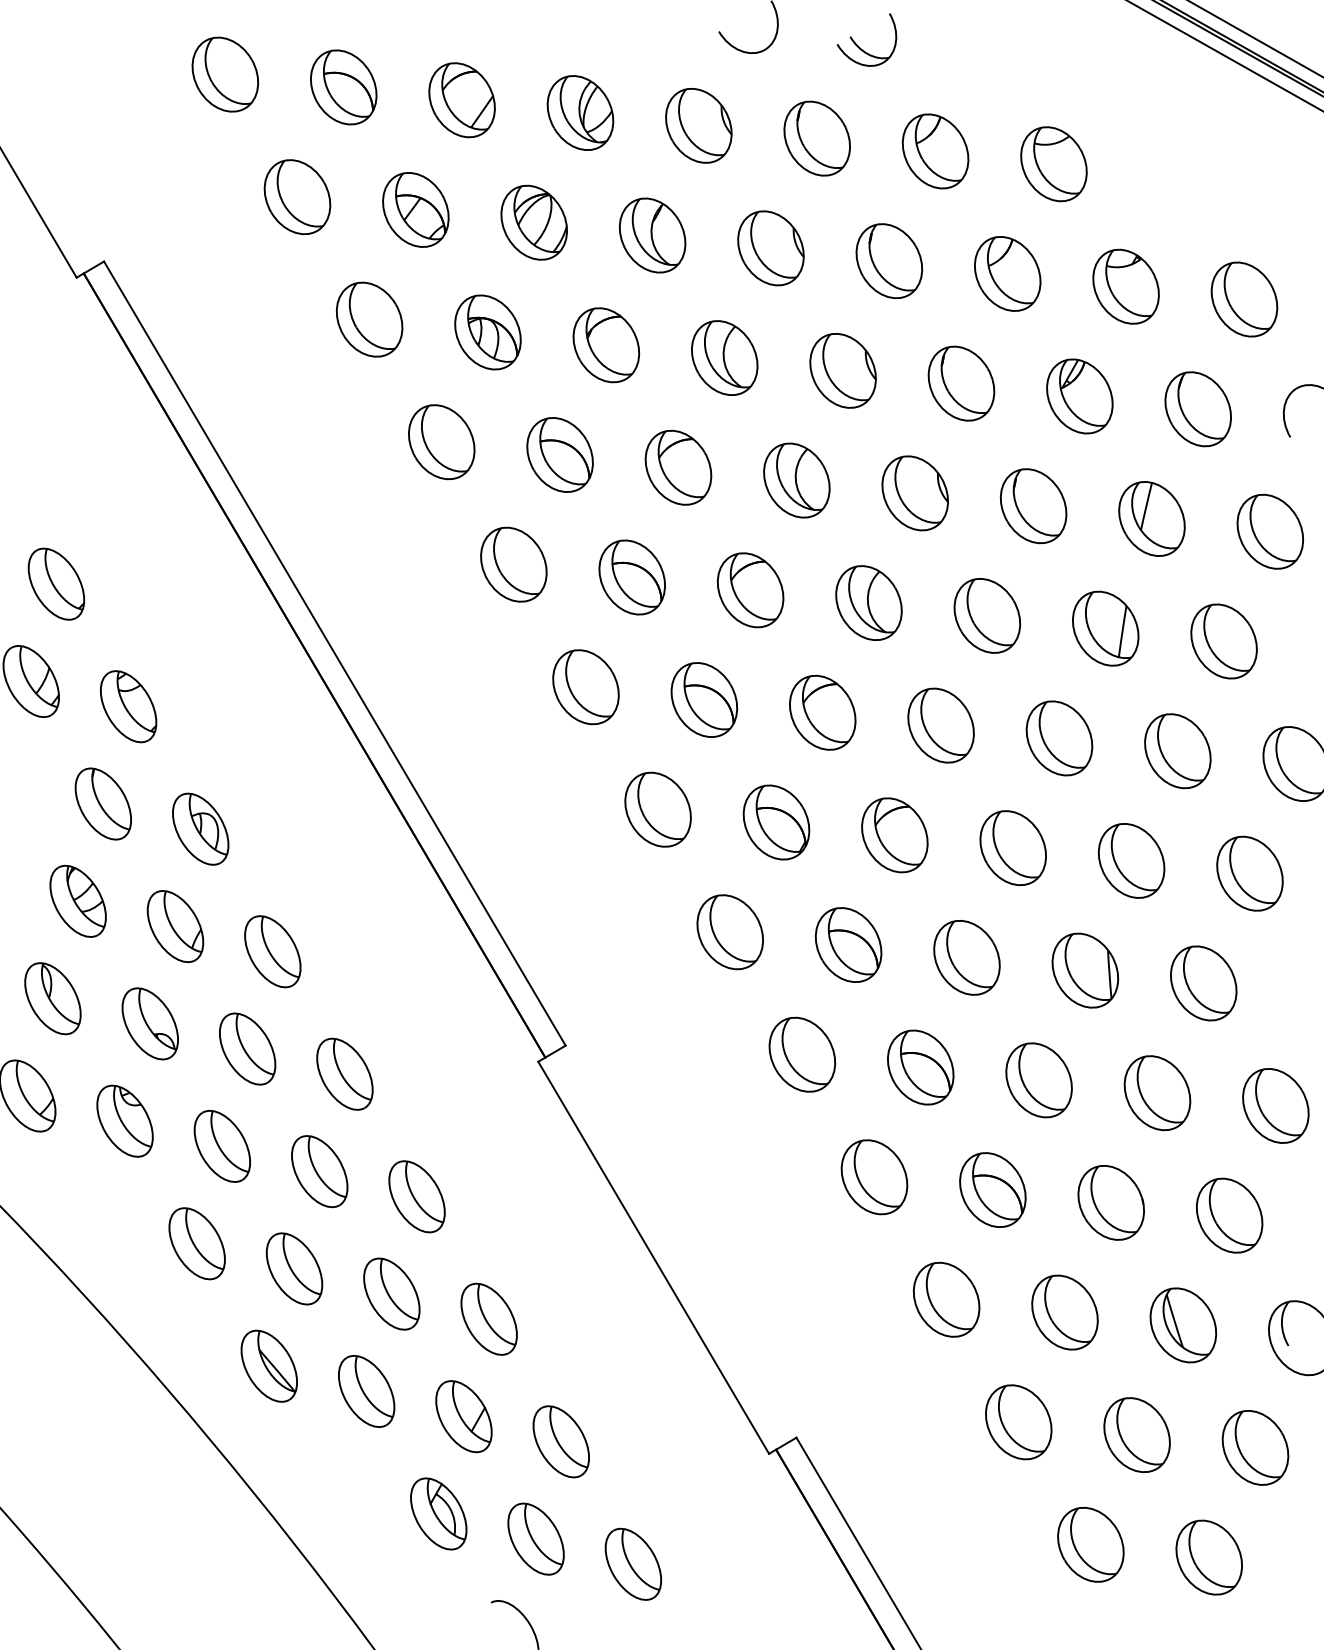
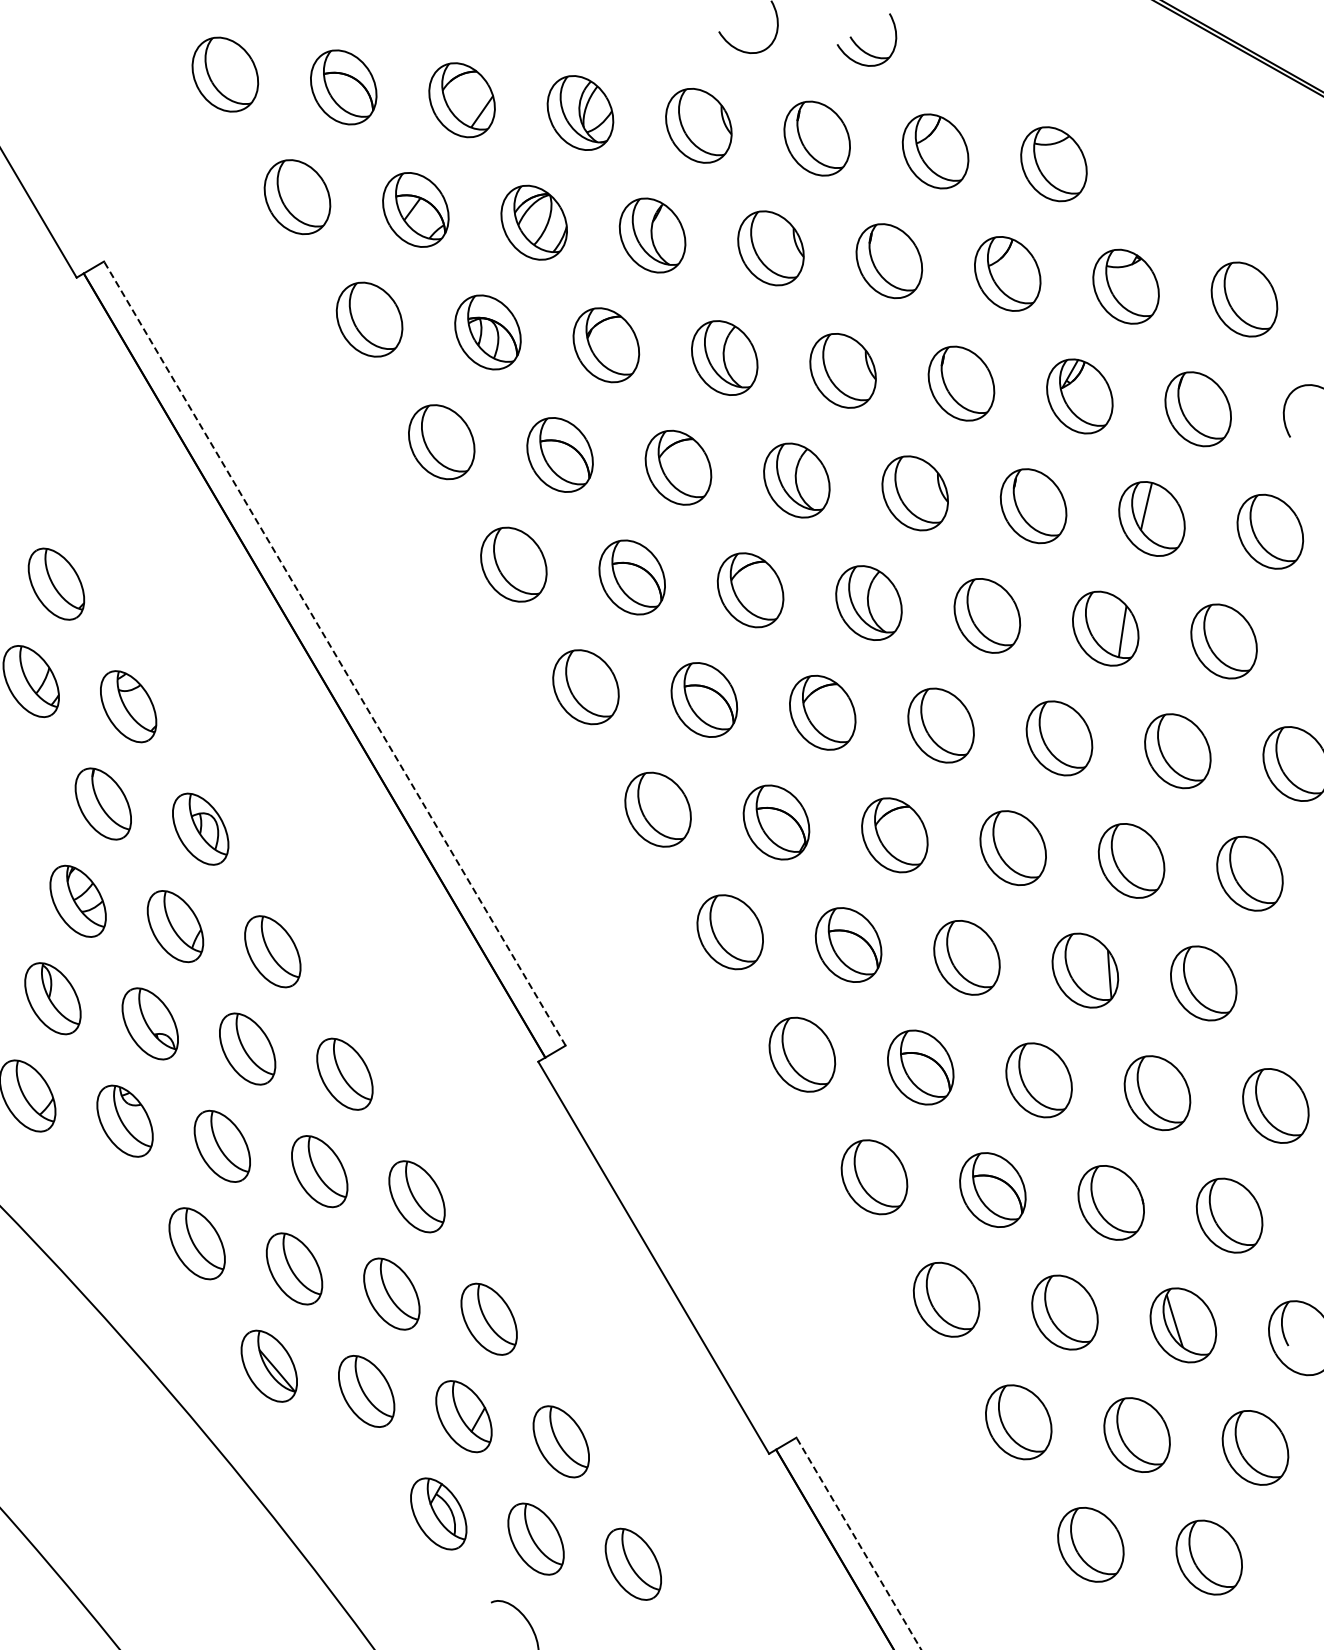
line: present -> none (1255, 38)
line: present -> none (1224, 55)
line: solid -> dashed (334, 653)
line: solid -> dashed (858, 1543)
